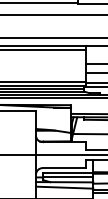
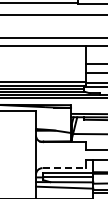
line: present -> none (44, 50)
line: present -> none (53, 155)
line: solid -> dashed (64, 168)
